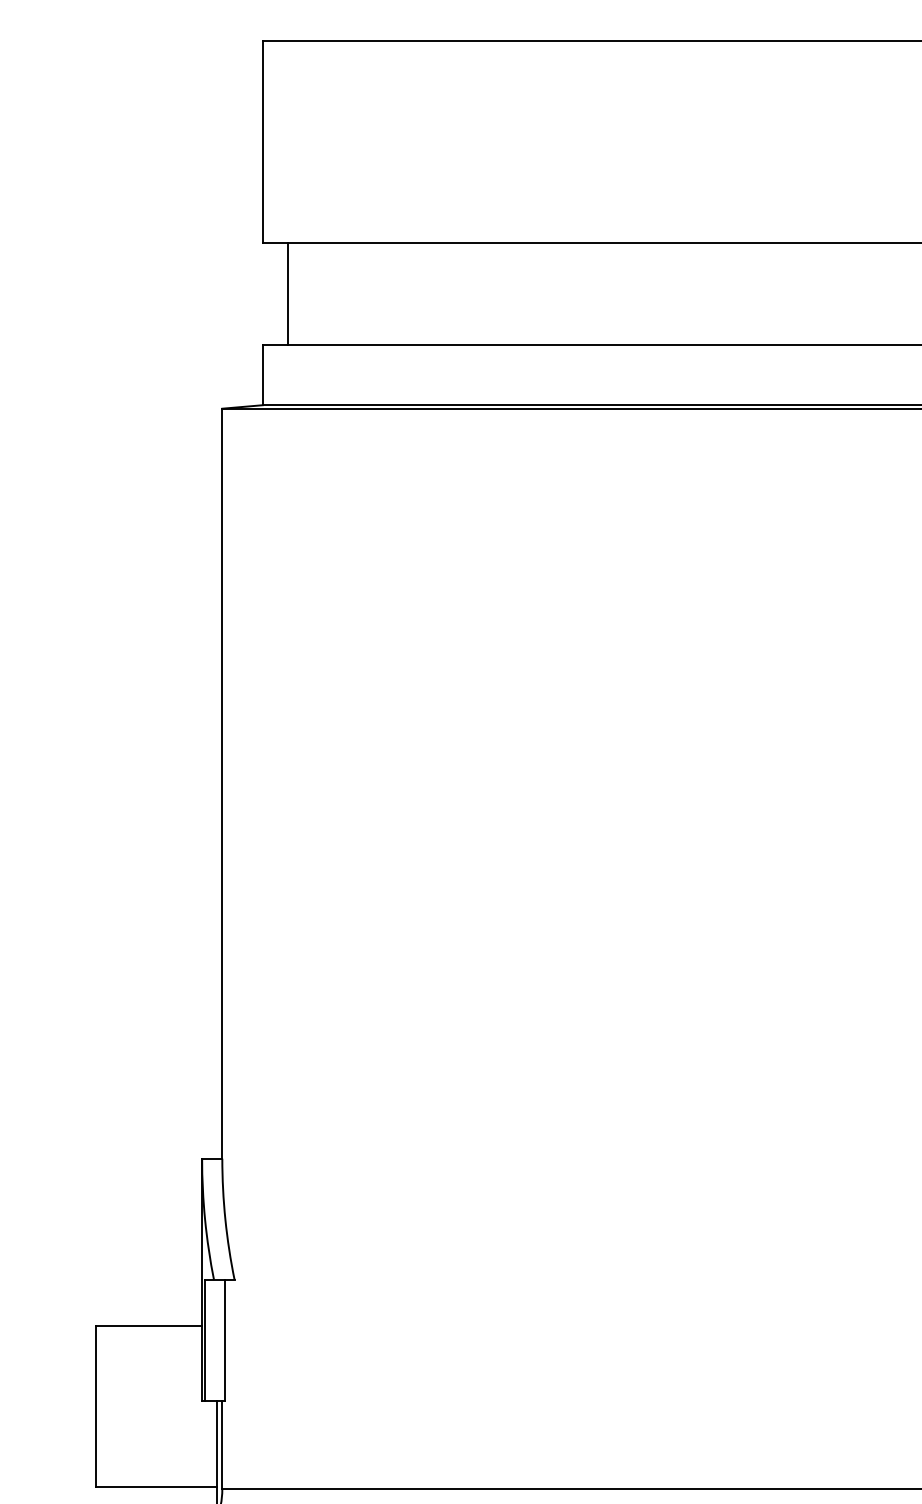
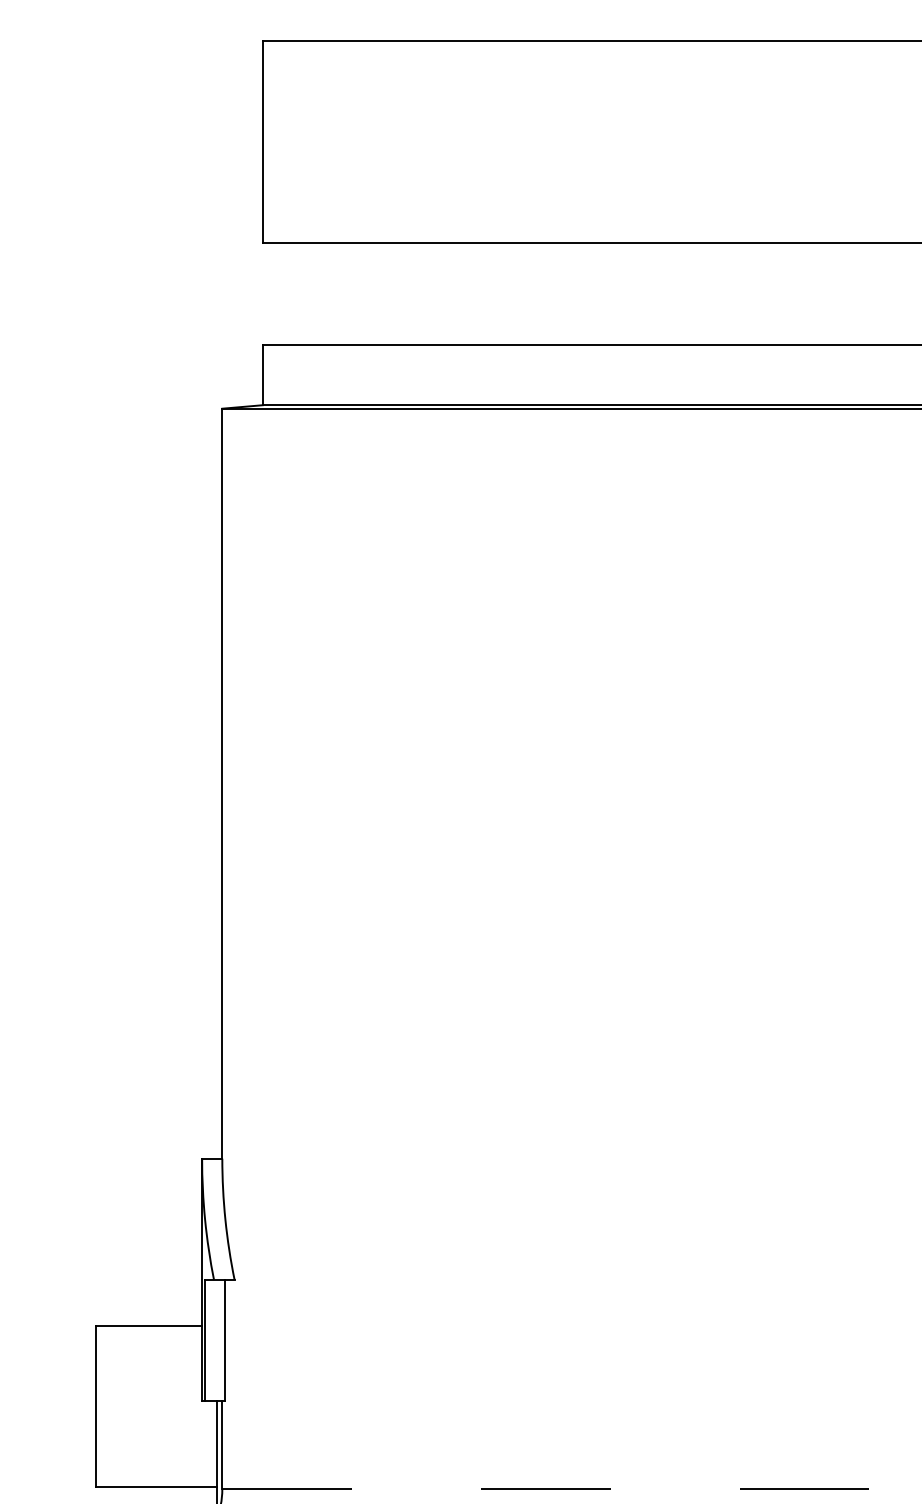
line: present -> none (288, 293)
line: solid -> dashed (572, 1489)
